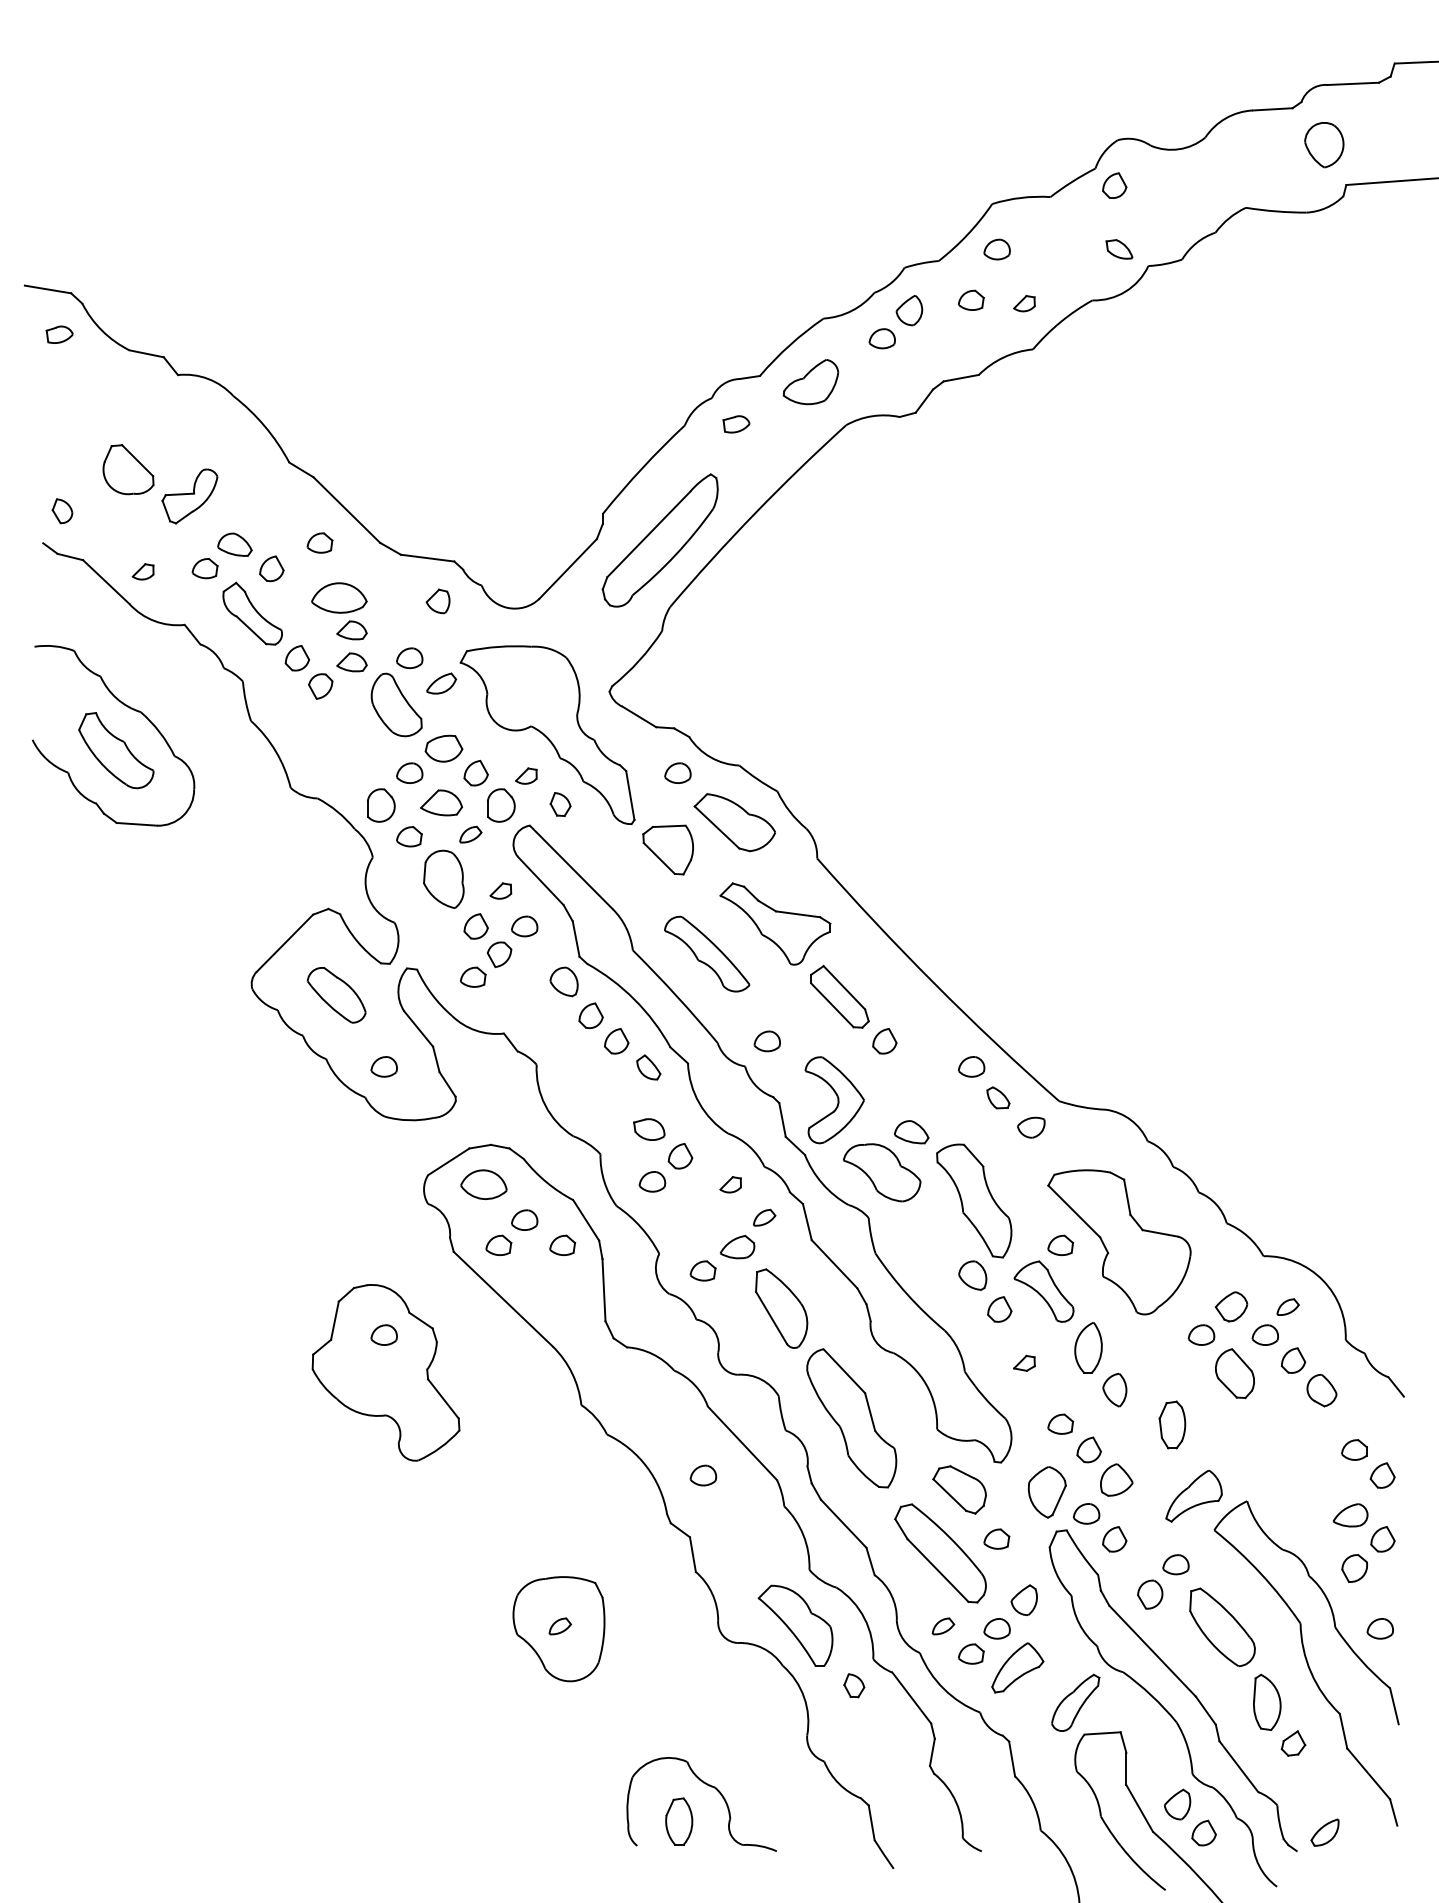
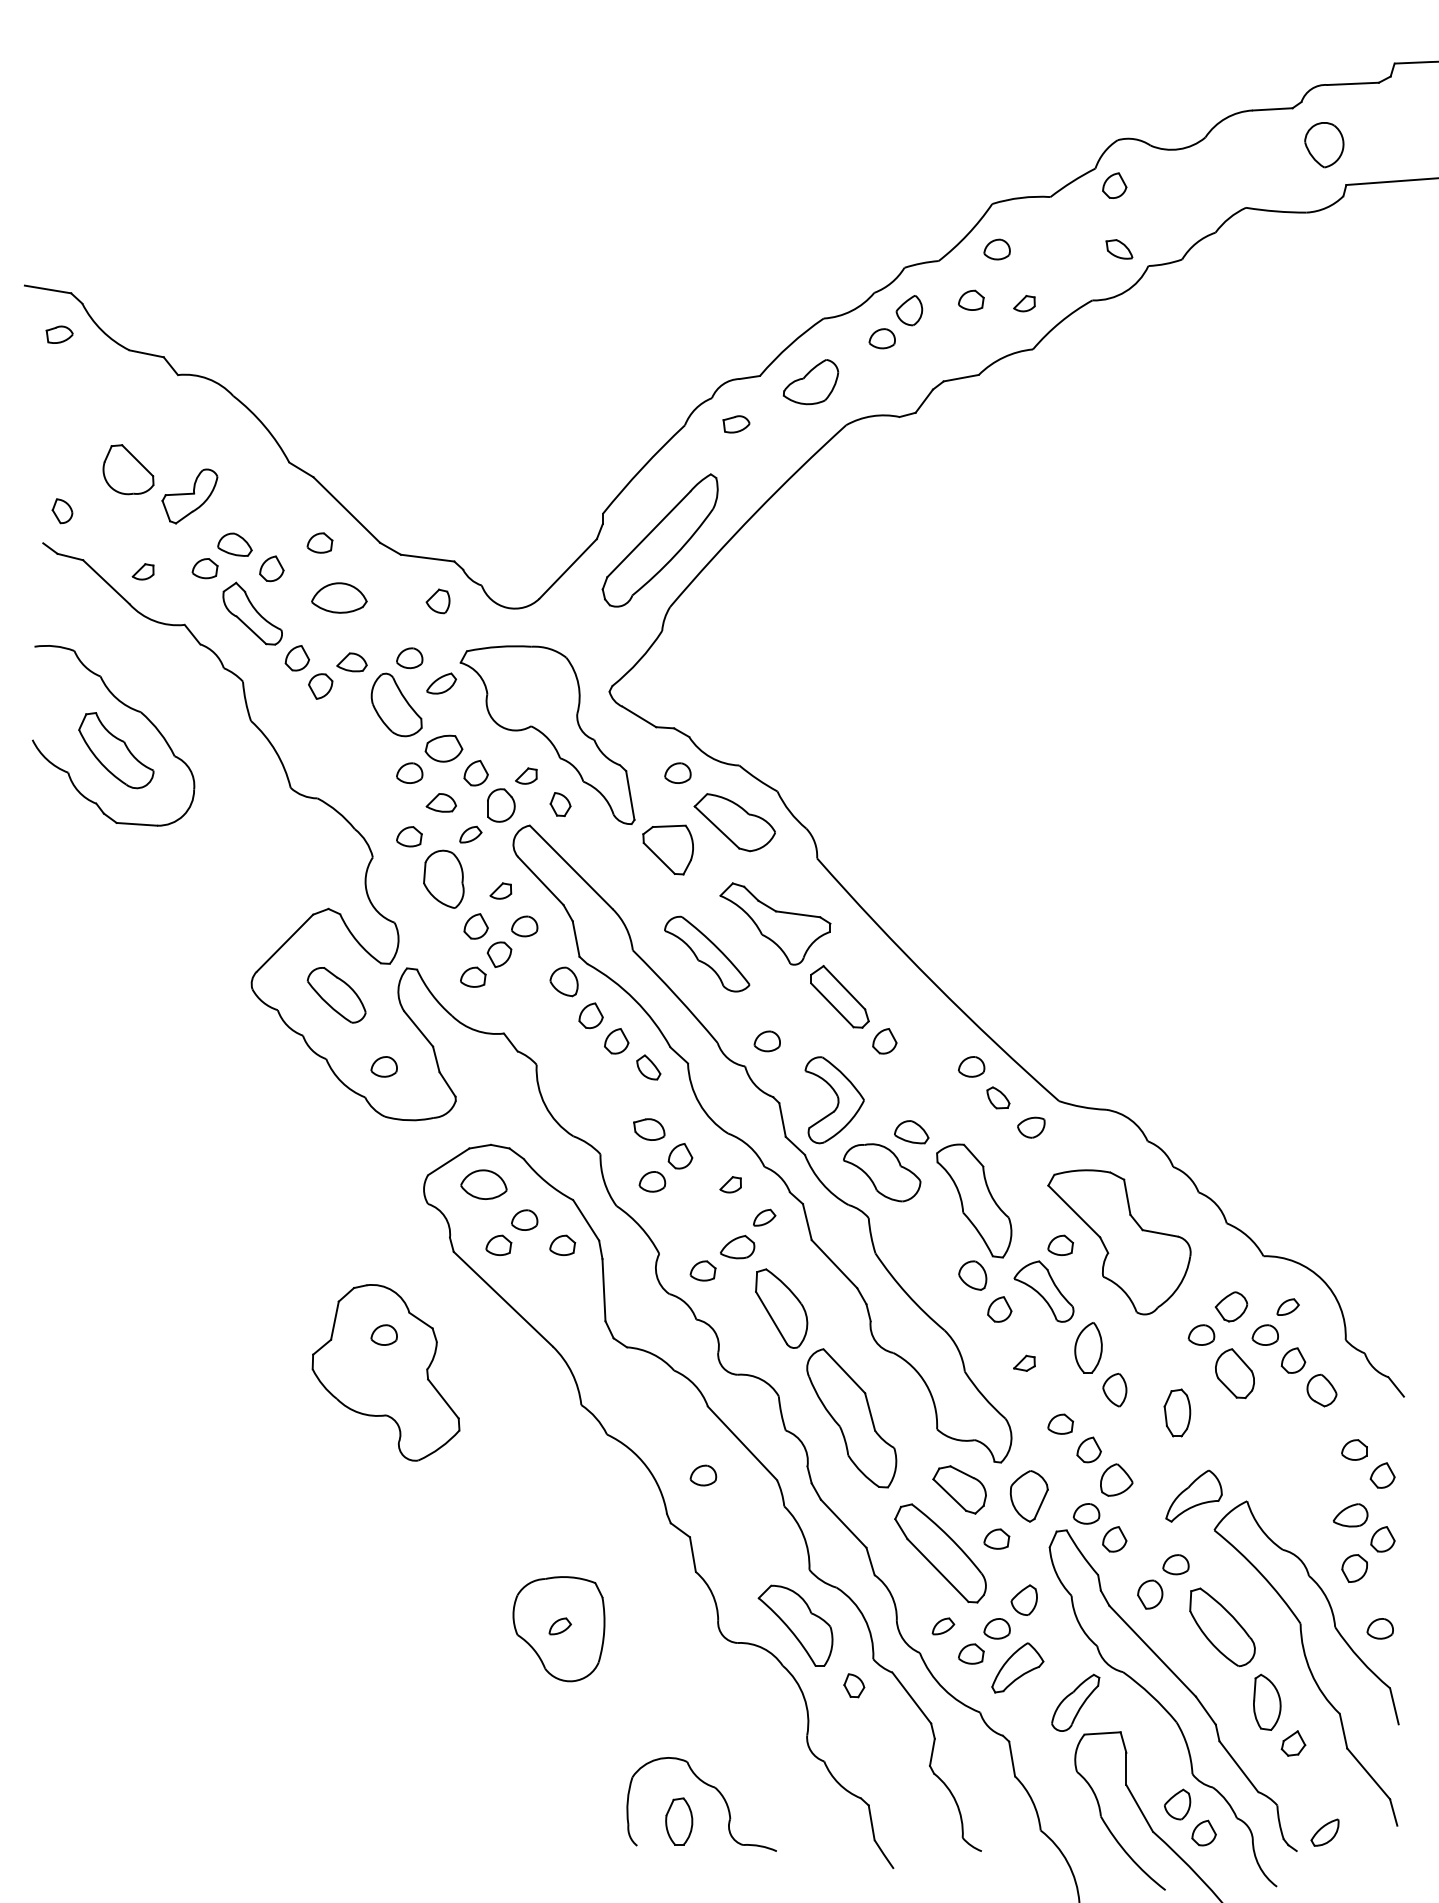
part: present -> none (351, 630)
part size: 43x28 px -> 32x20 px (440, 802)
part: present -> none (381, 805)
part position: (1172, 1424) -> (1177, 1412) (1177, 1412)
part position: (1046, 1492) -> (1028, 1496) (1028, 1496)
